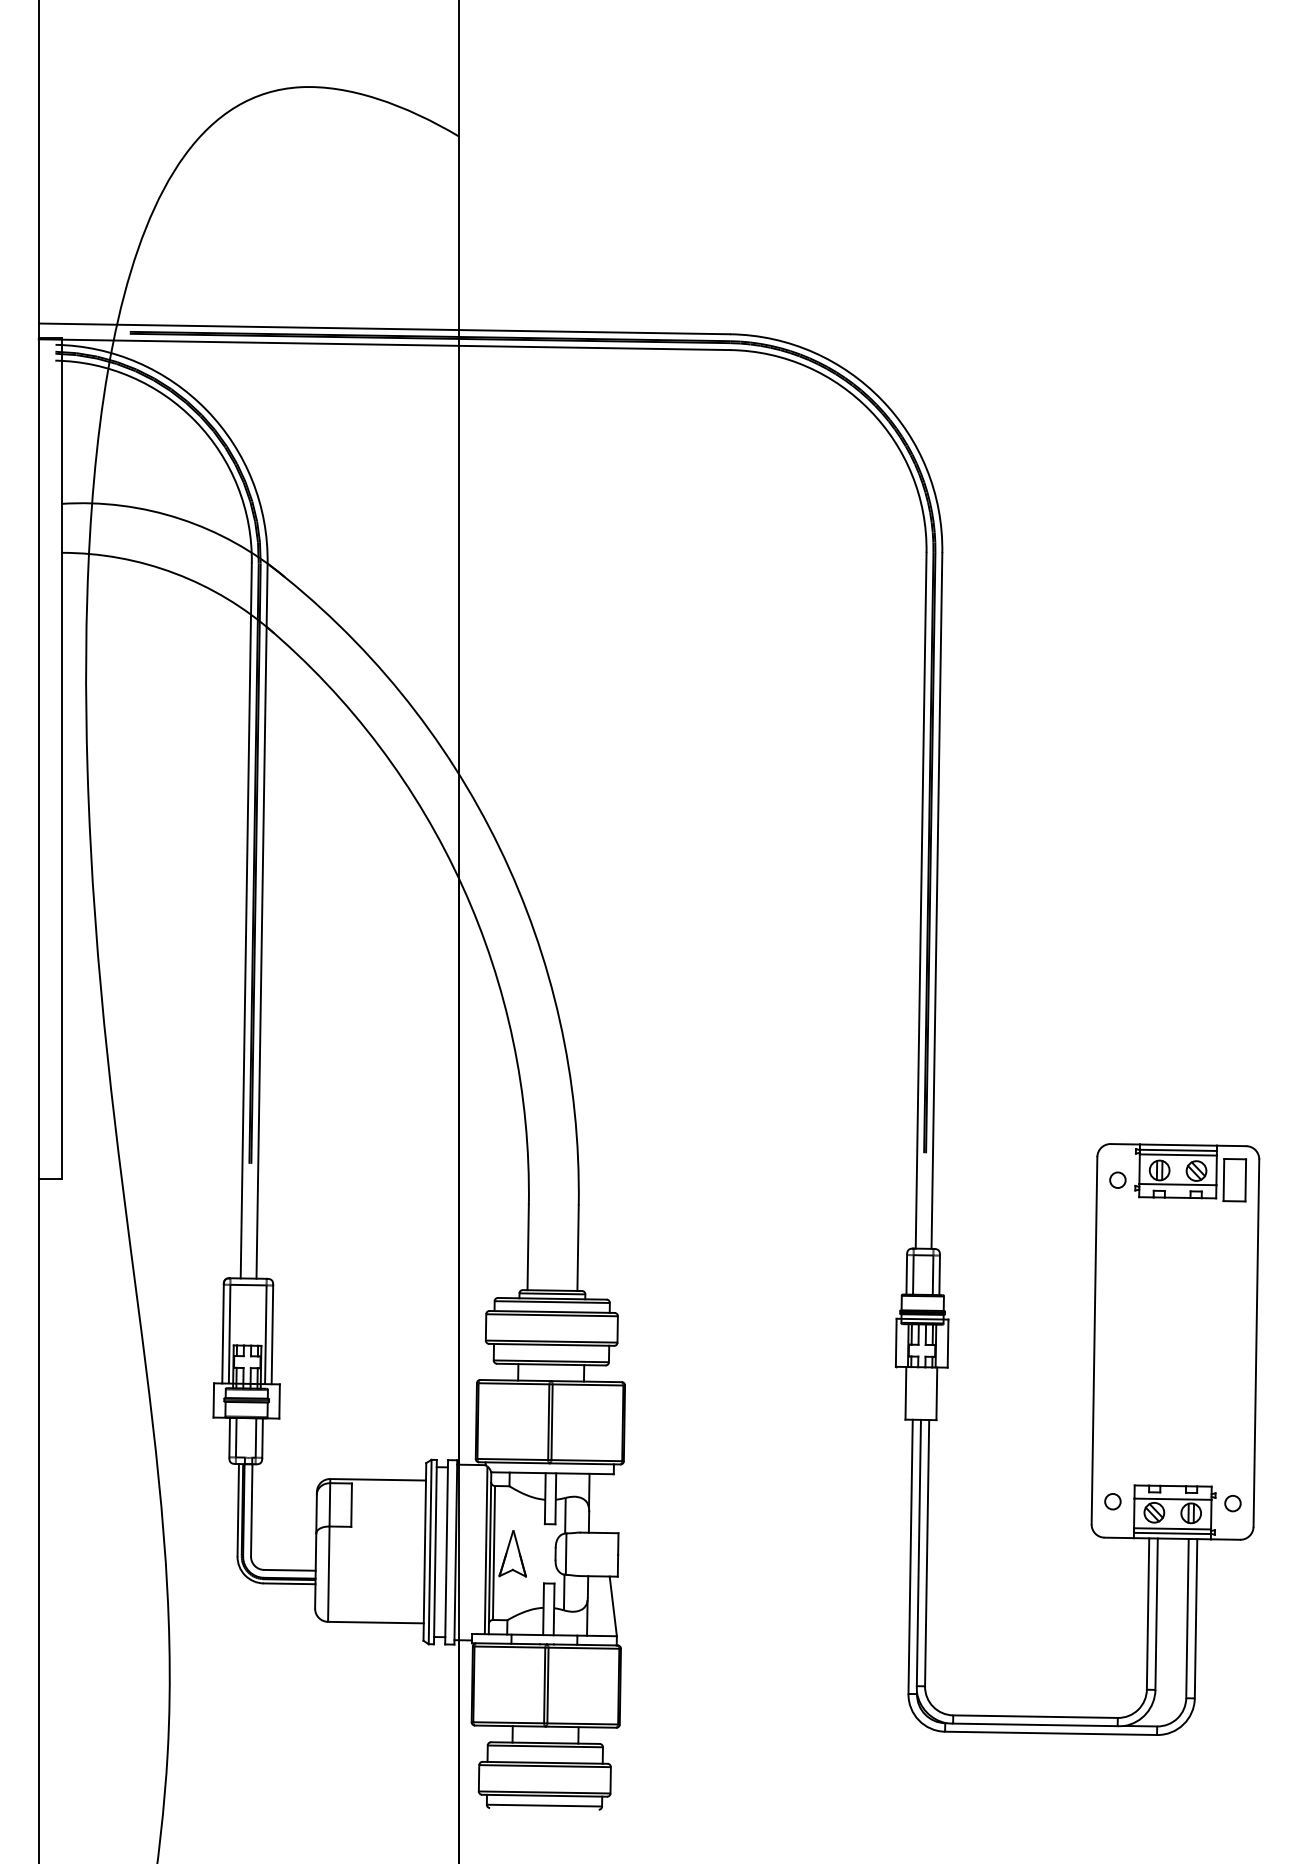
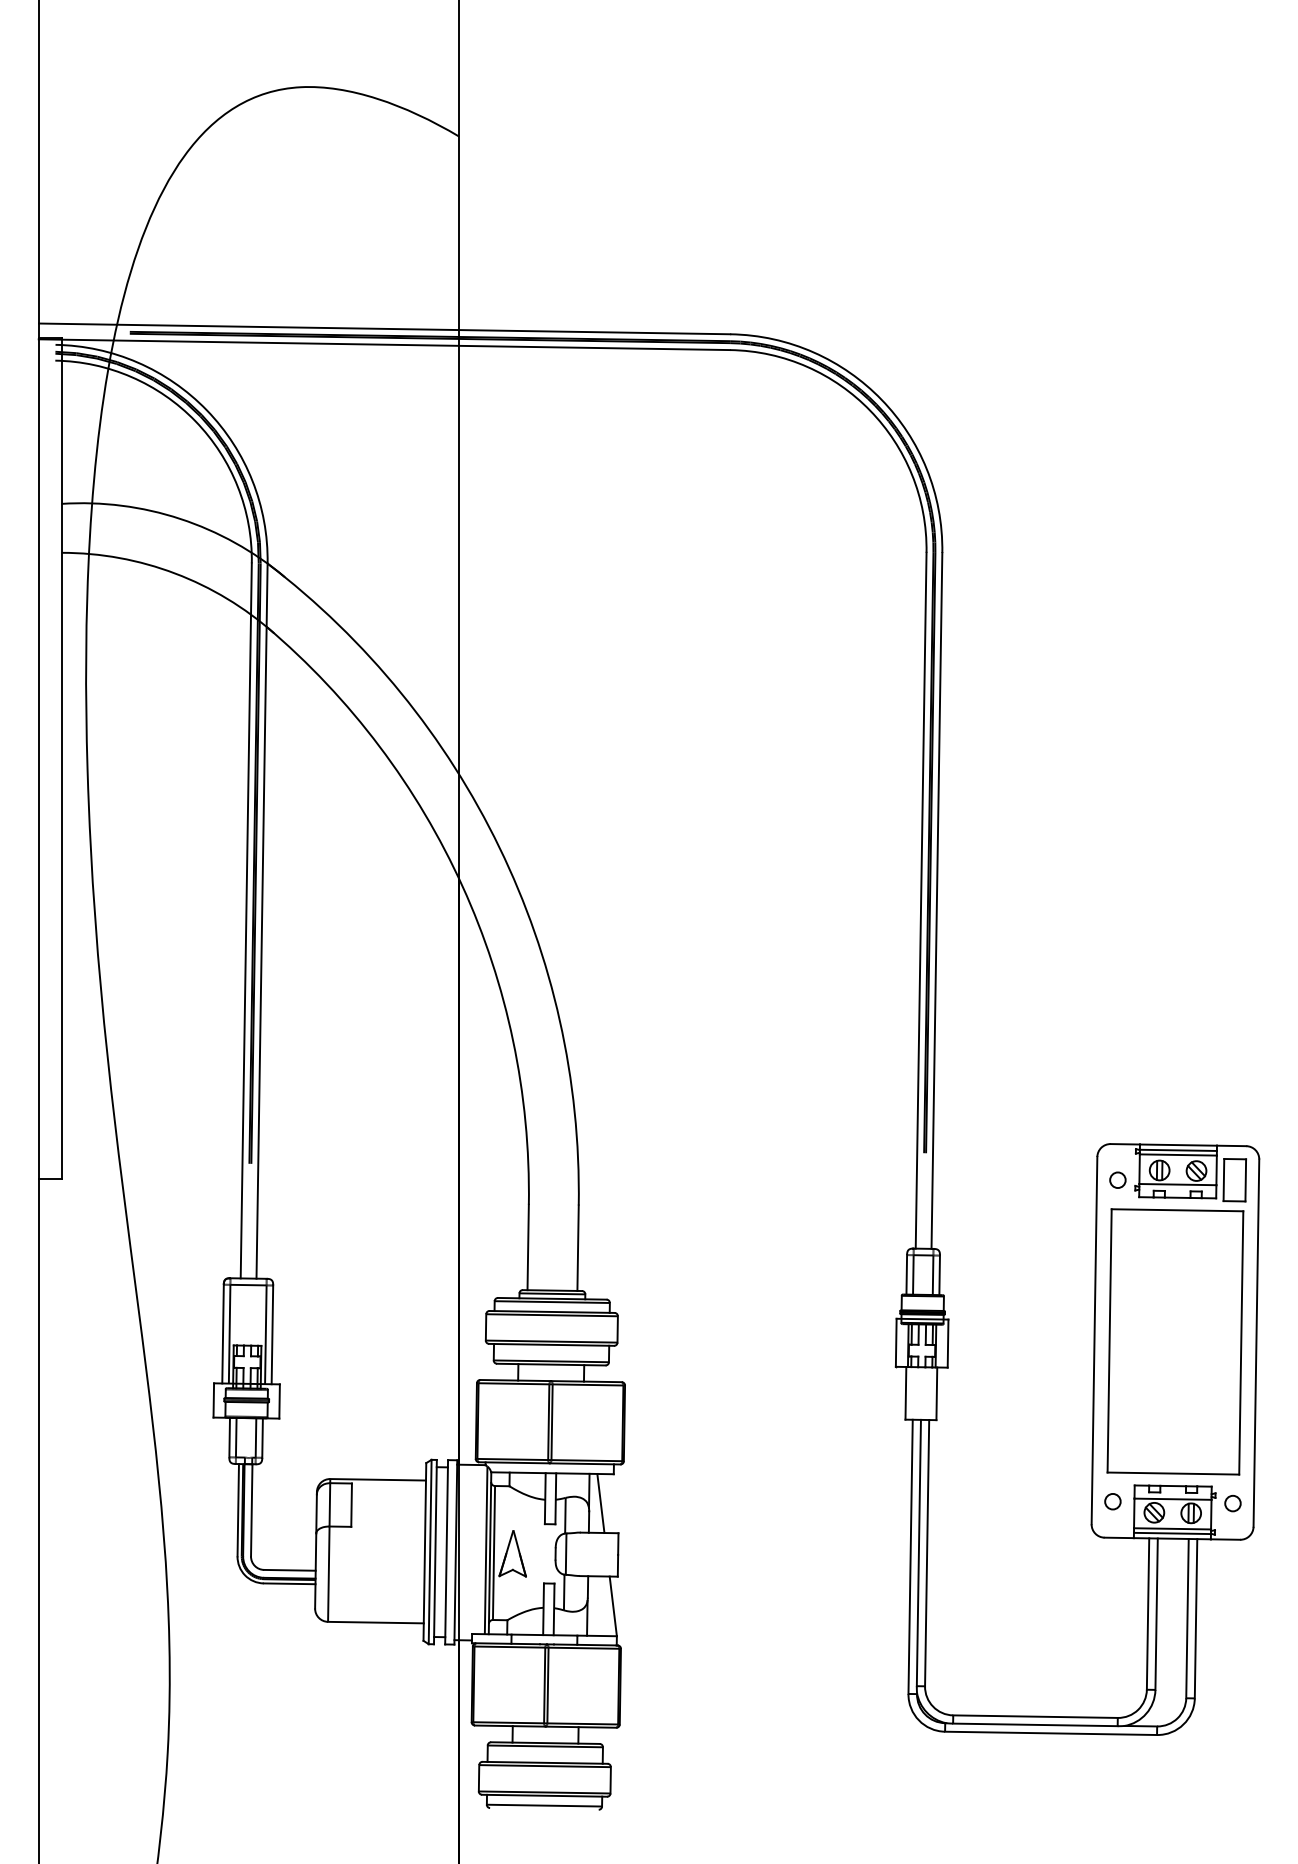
part: none -> present (1175, 1341)
line: none -> present (600, 1503)
